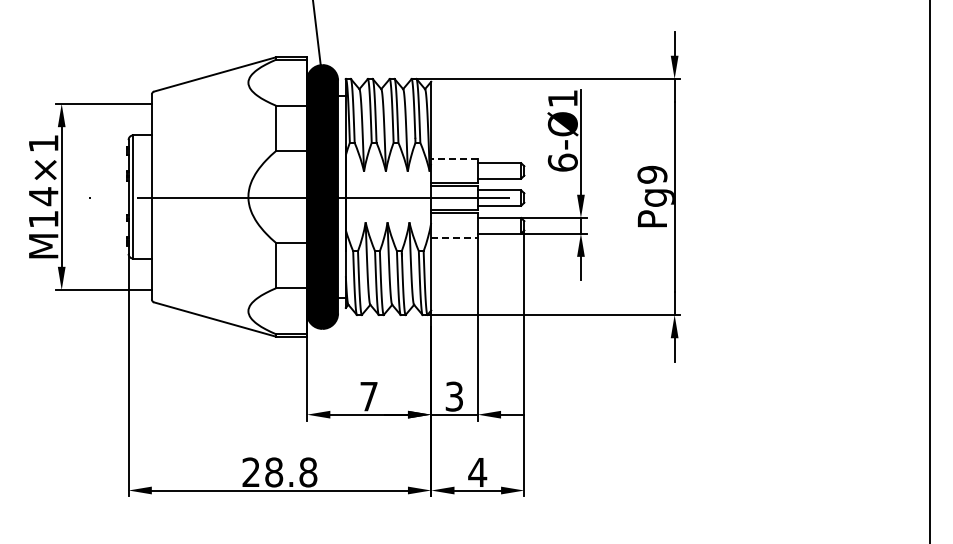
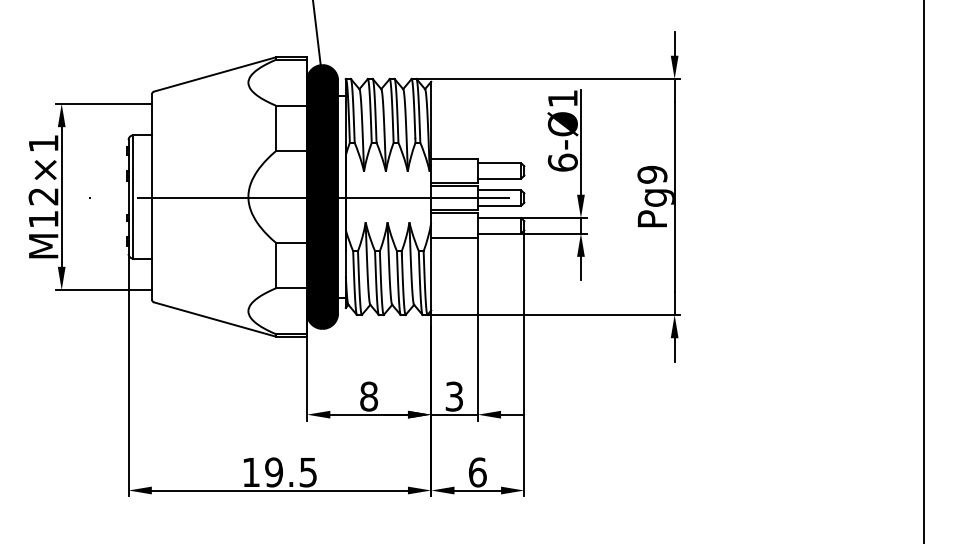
line: dashed -> solid (454, 158)
text: M14×1 -> M12×1 (43, 196)
line: dashed -> solid (455, 238)
line position: (930, 271) -> (924, 271) (924, 271)
text: 7 -> 8 (369, 396)
text: 28.8 -> 19.5 (279, 472)
text: 4 -> 6 (477, 472)
